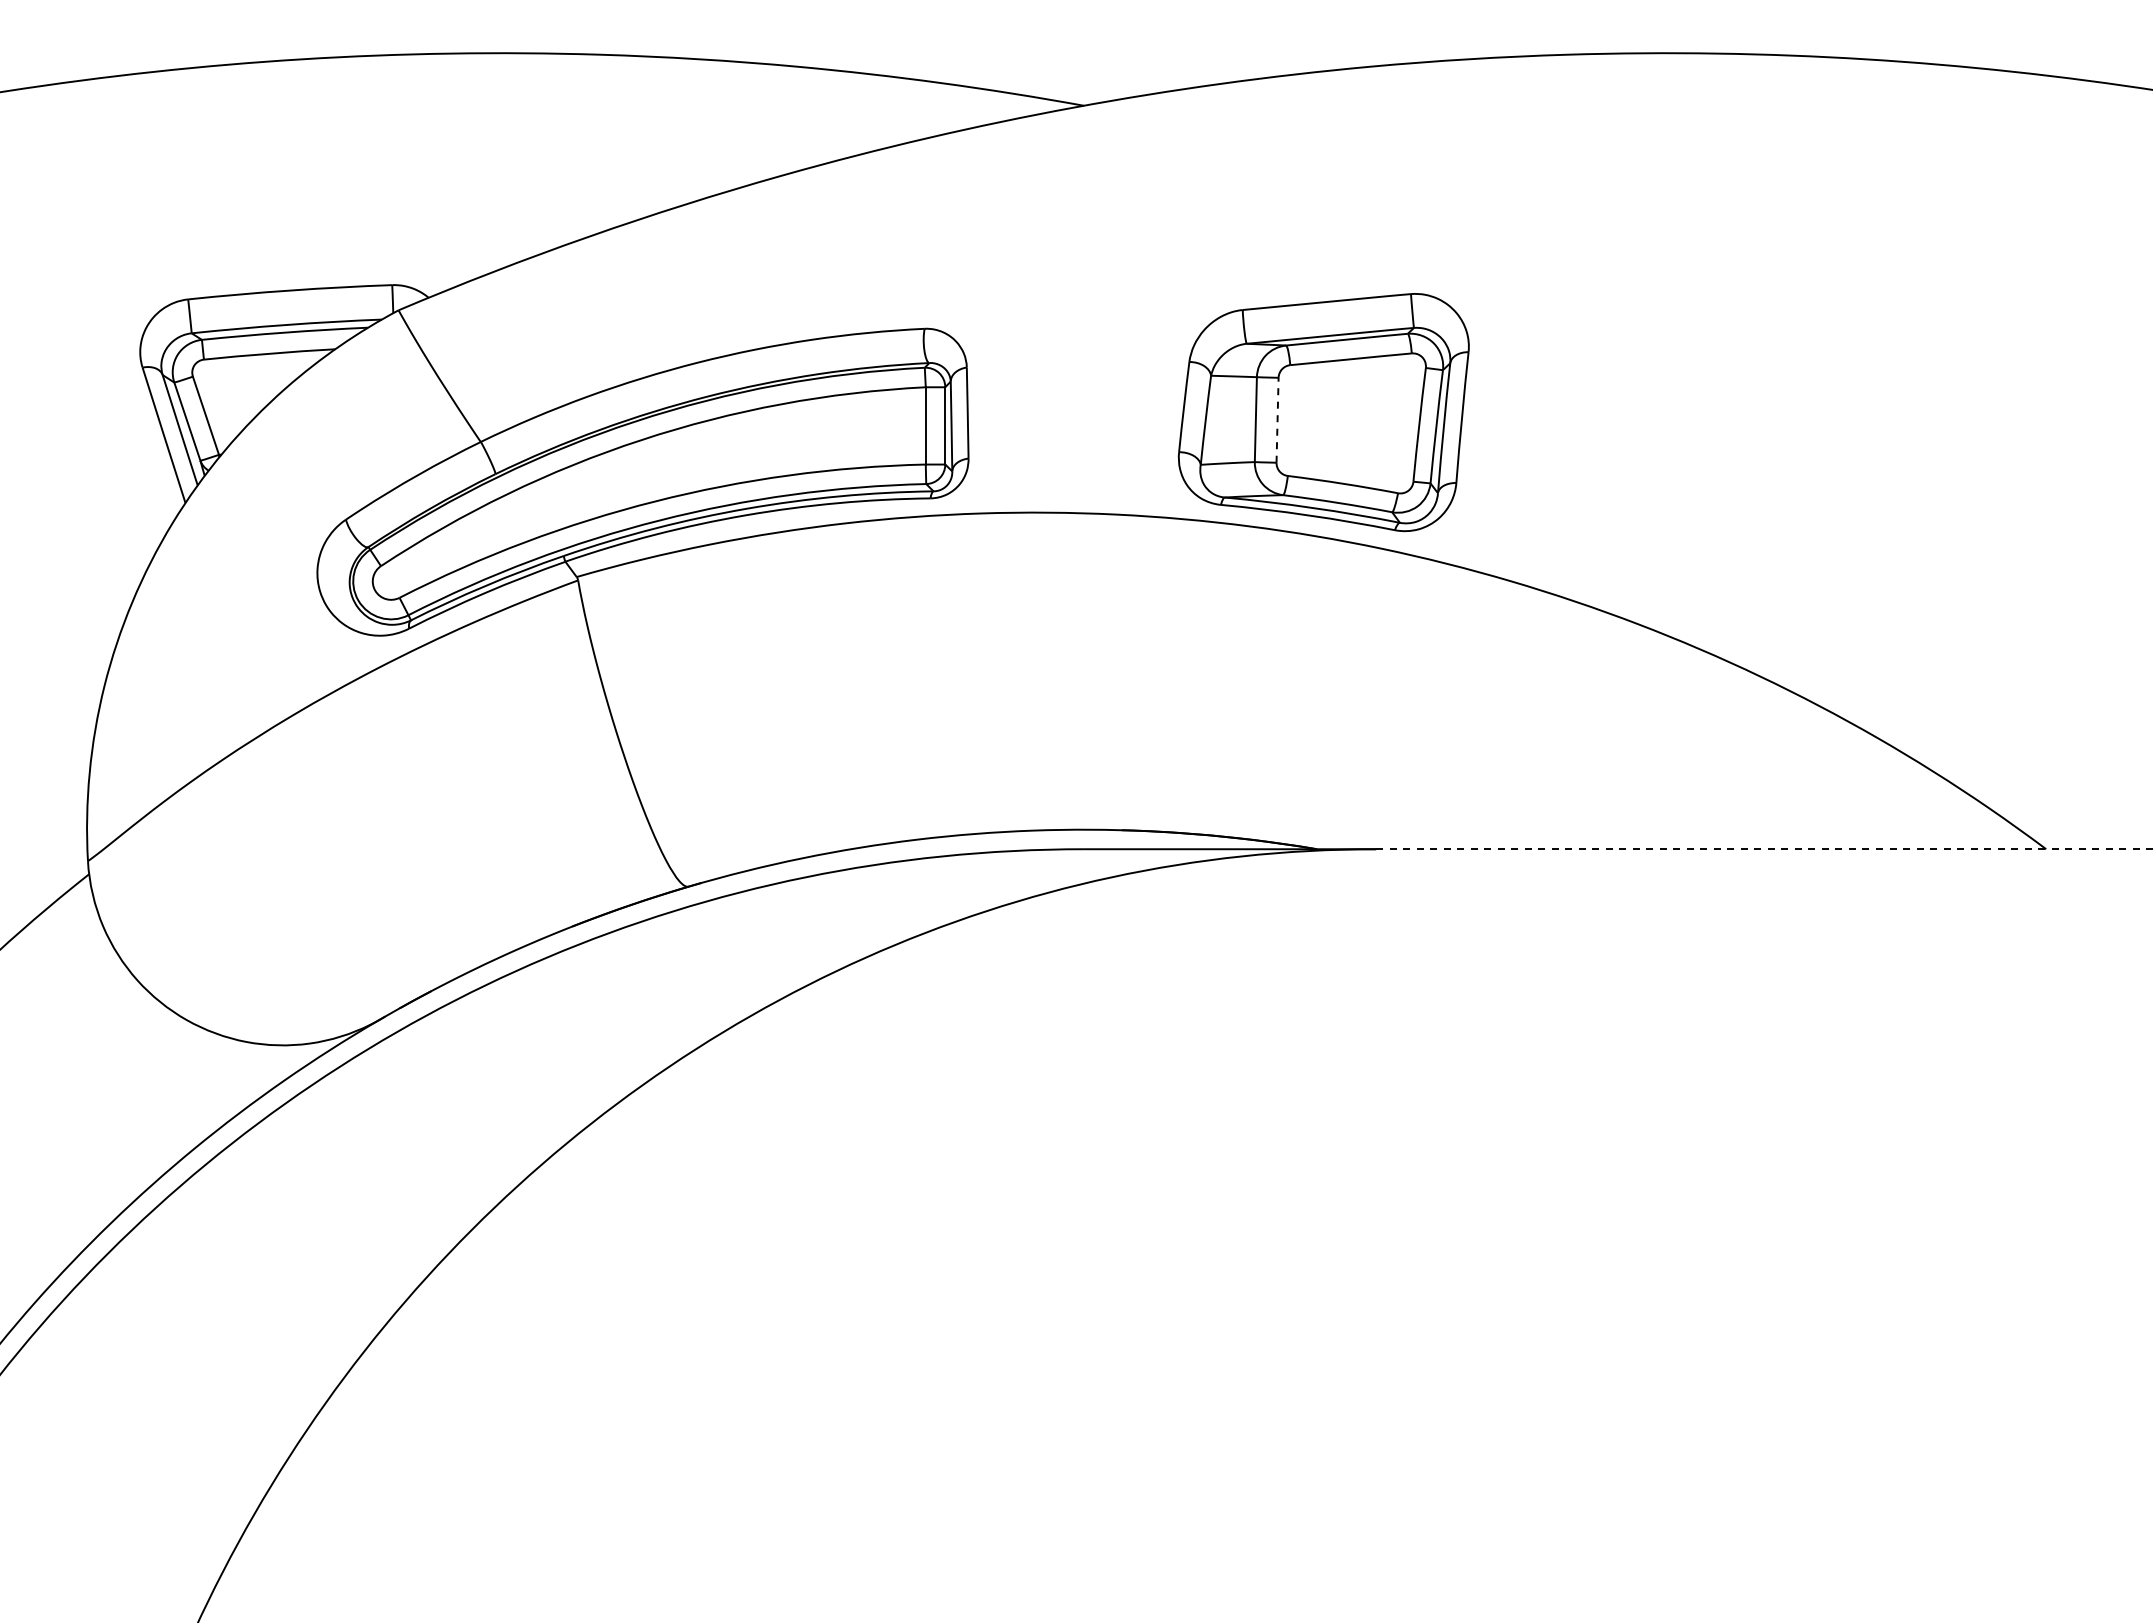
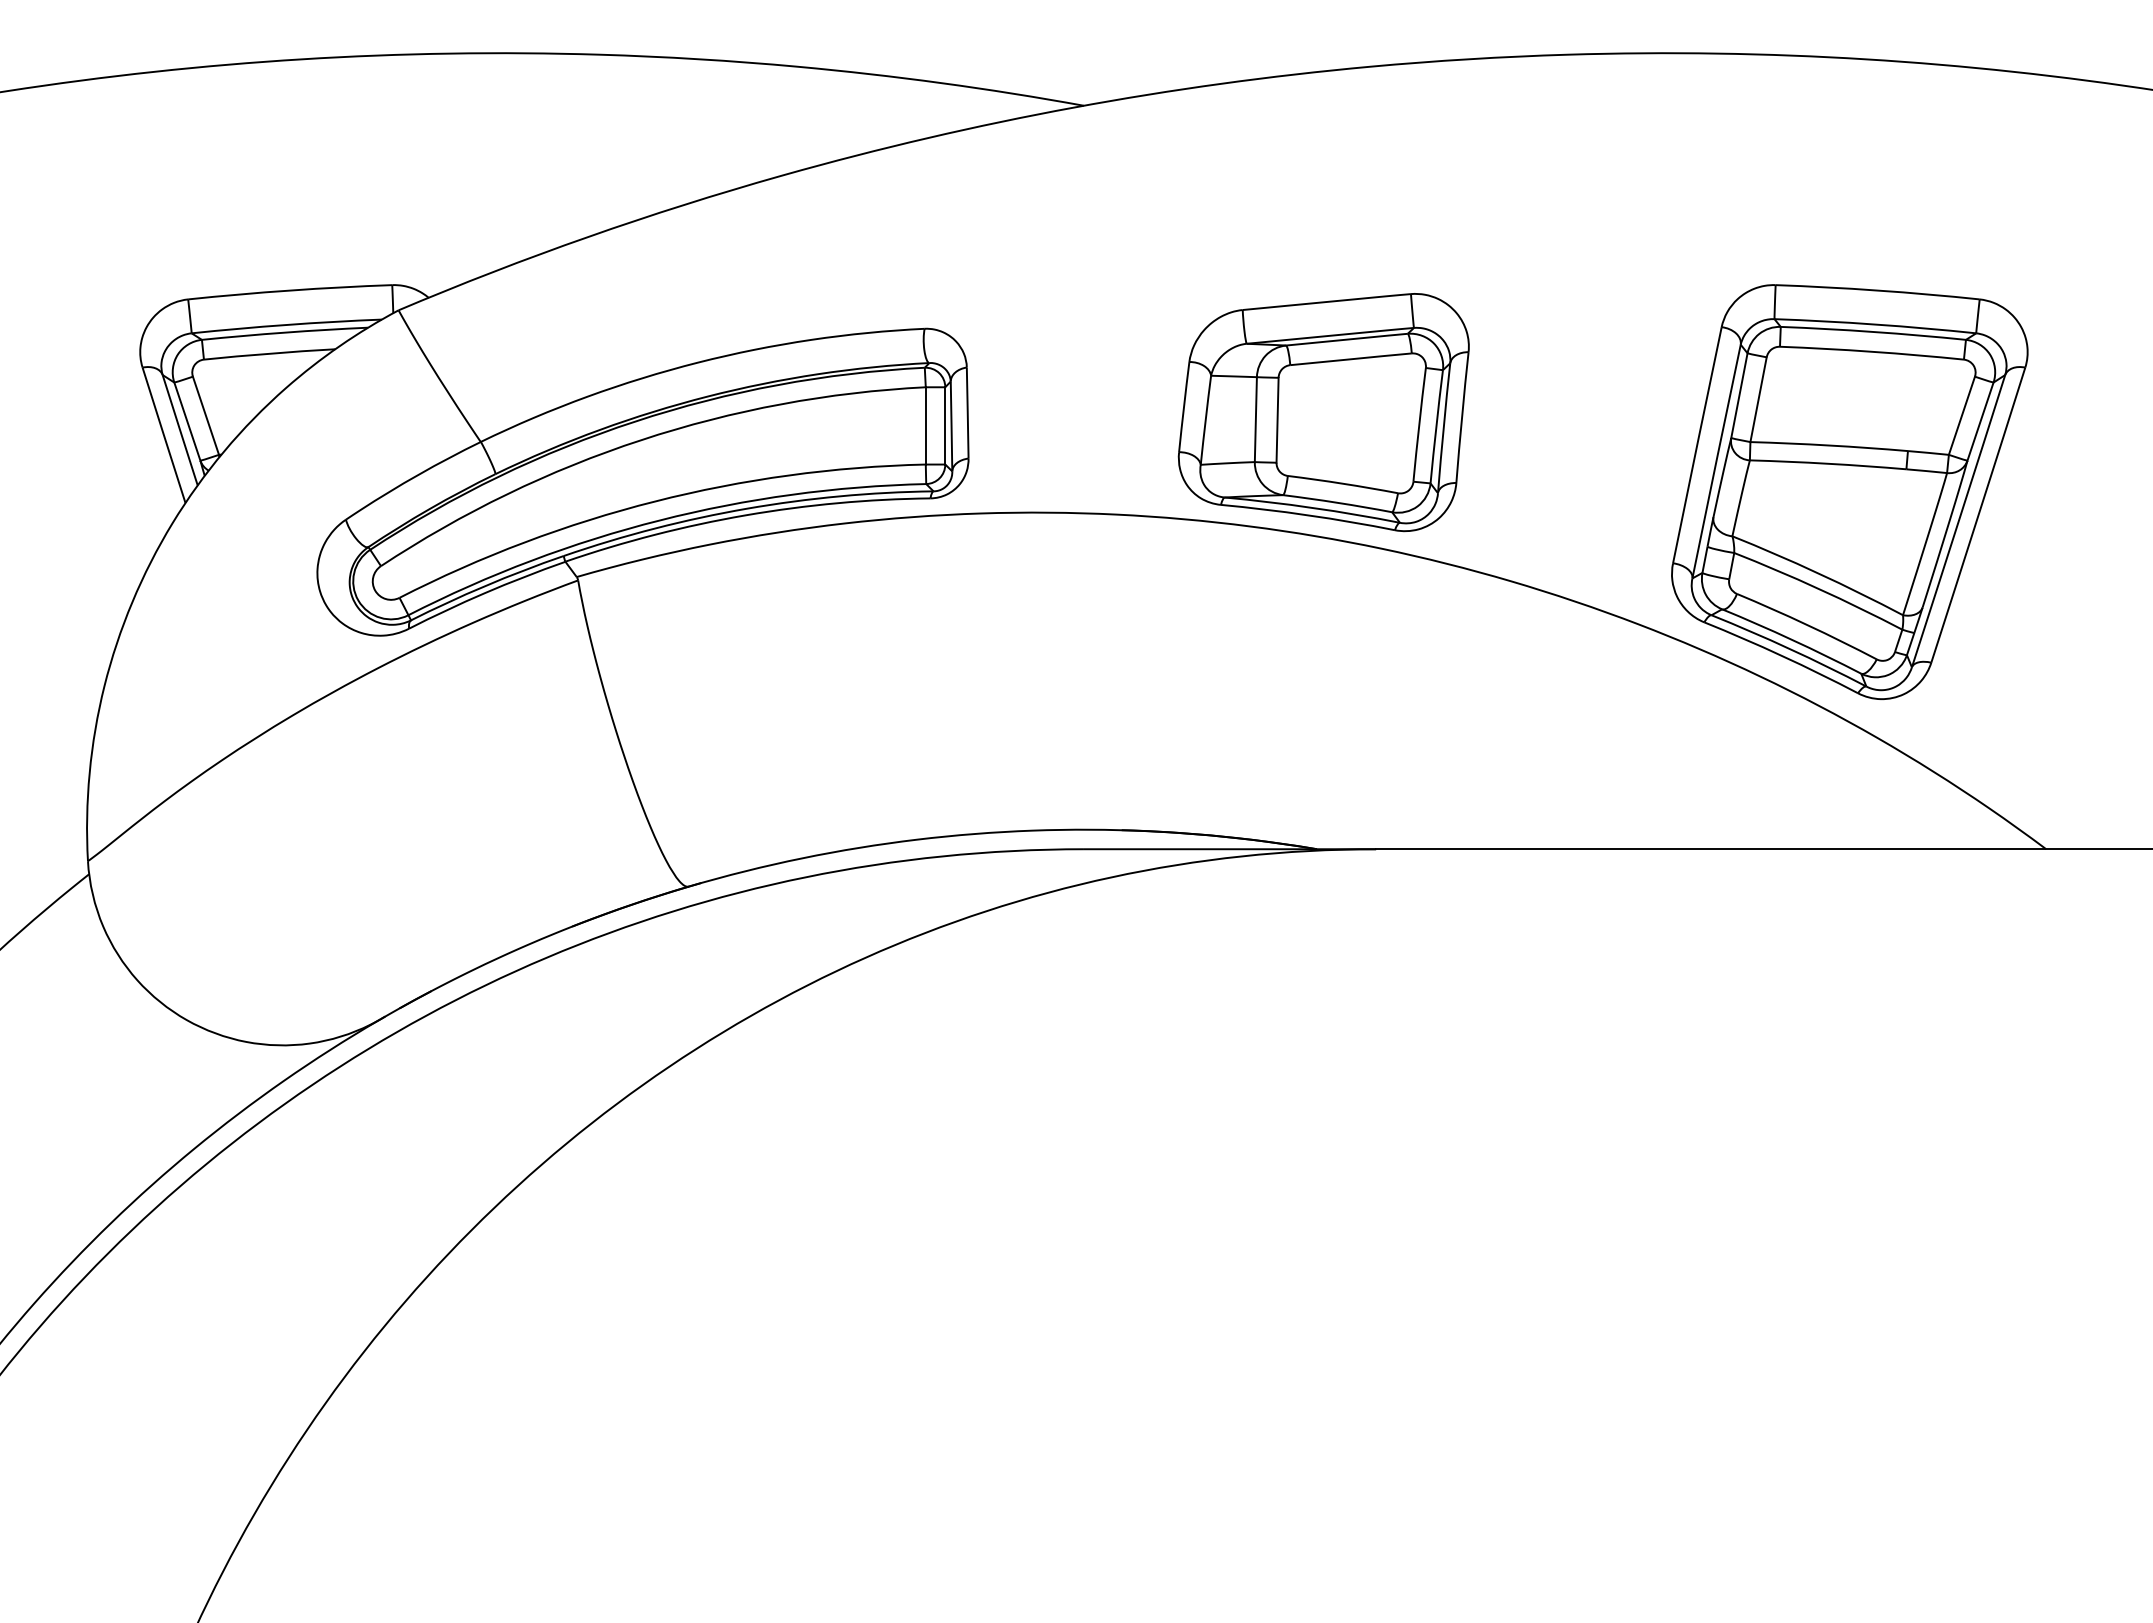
line: dashed -> solid (1277, 419)
part: none -> present (1849, 491)
line: dashed -> solid (1765, 849)
